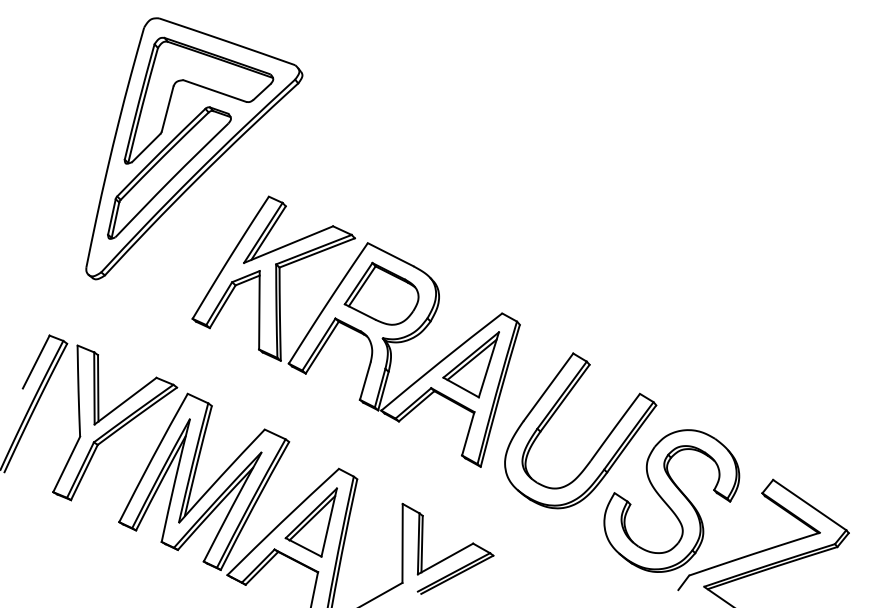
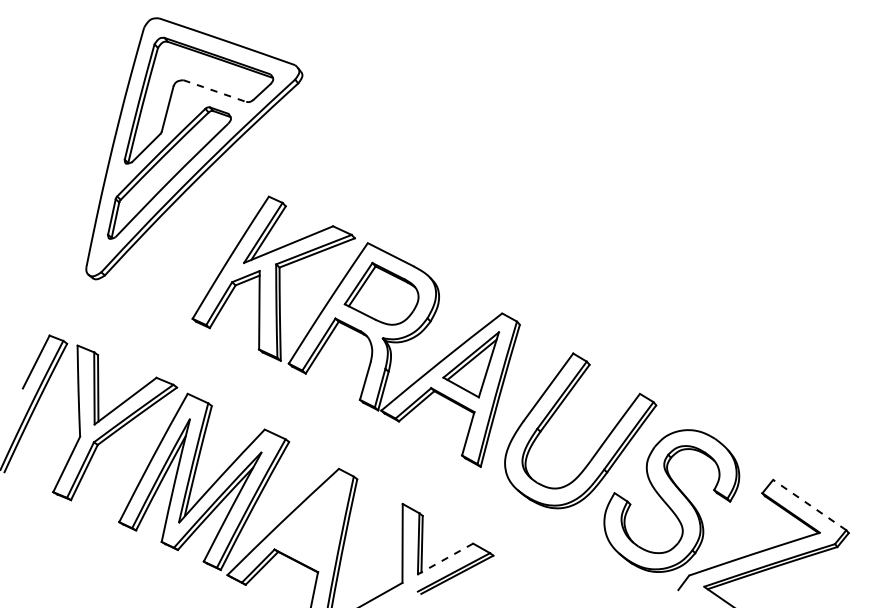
line: solid -> dashed (215, 91)
line: solid -> dashed (809, 504)
part: present -> none (310, 522)
line: solid -> dashed (445, 558)
